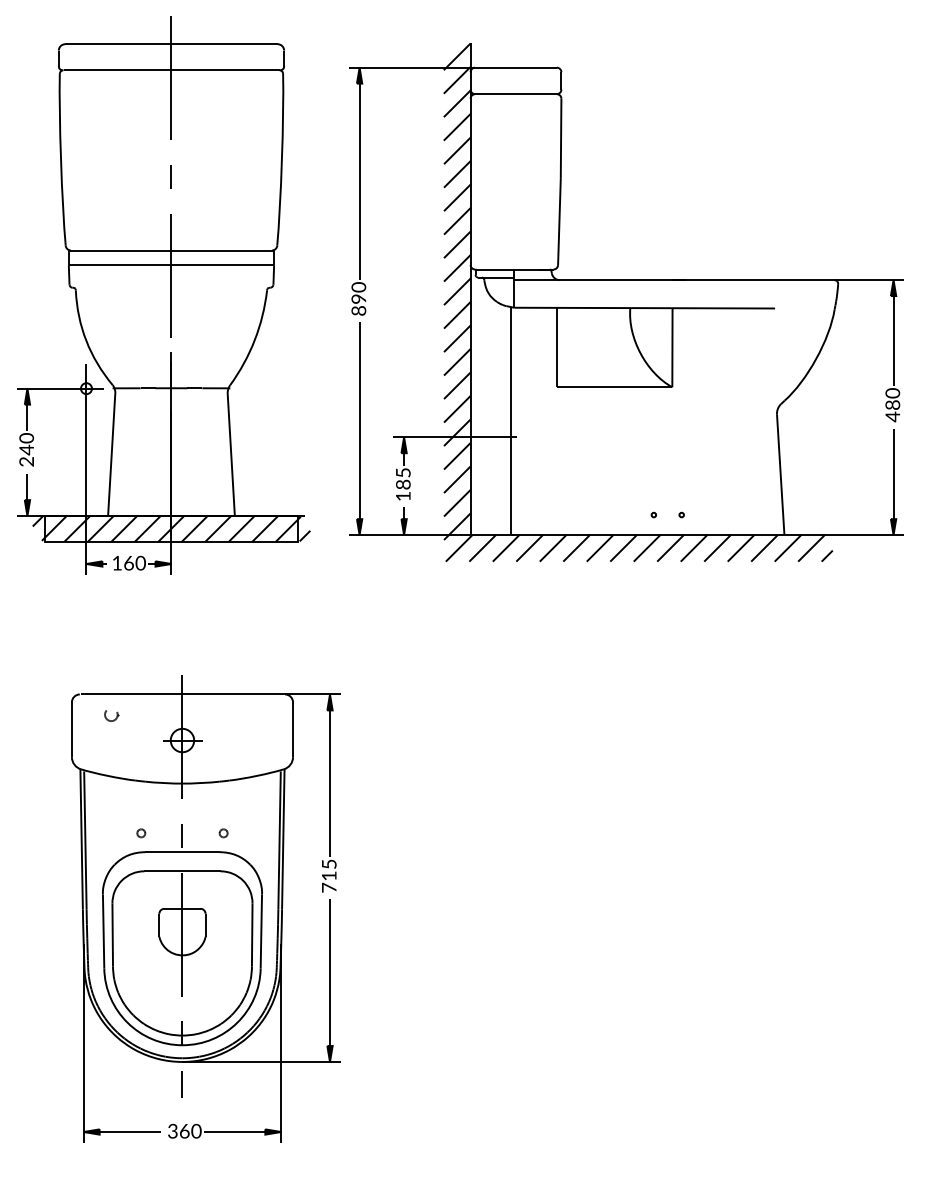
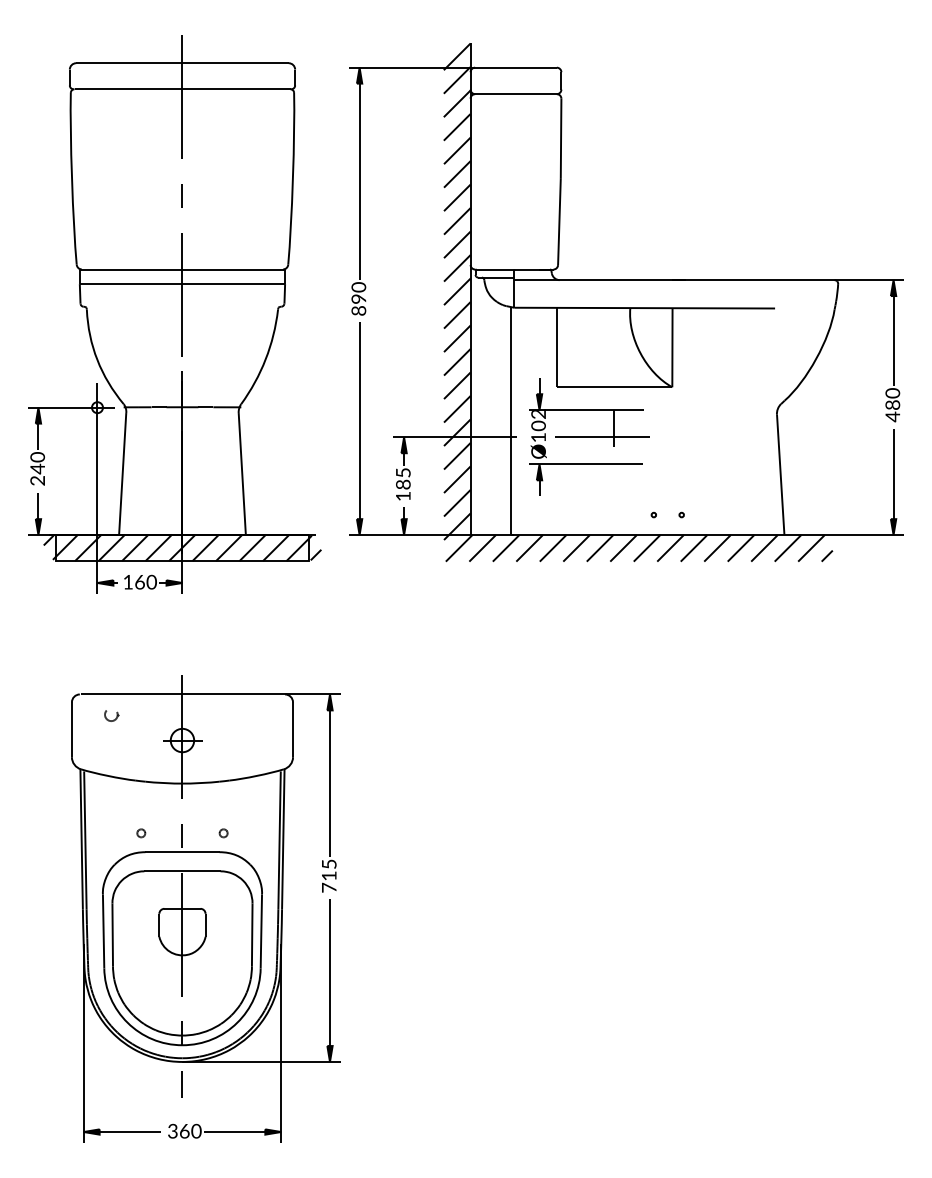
part position: (163, 295) -> (174, 314) (174, 314)
part: none -> present (589, 436)
